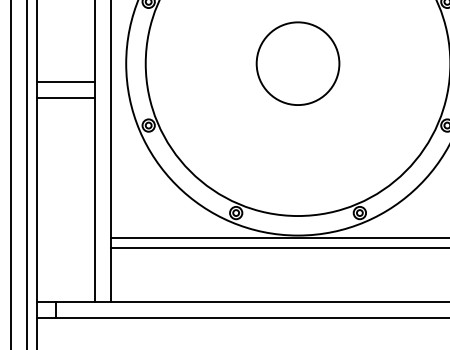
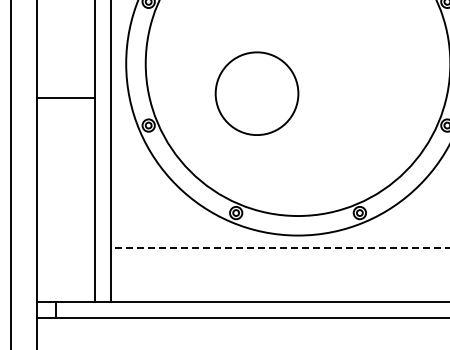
circle position: (297, 63) -> (256, 93) (256, 93)
line: present -> none (66, 81)
line: present -> none (27, 174)
line: present -> none (278, 237)
line: solid -> dashed (280, 248)
